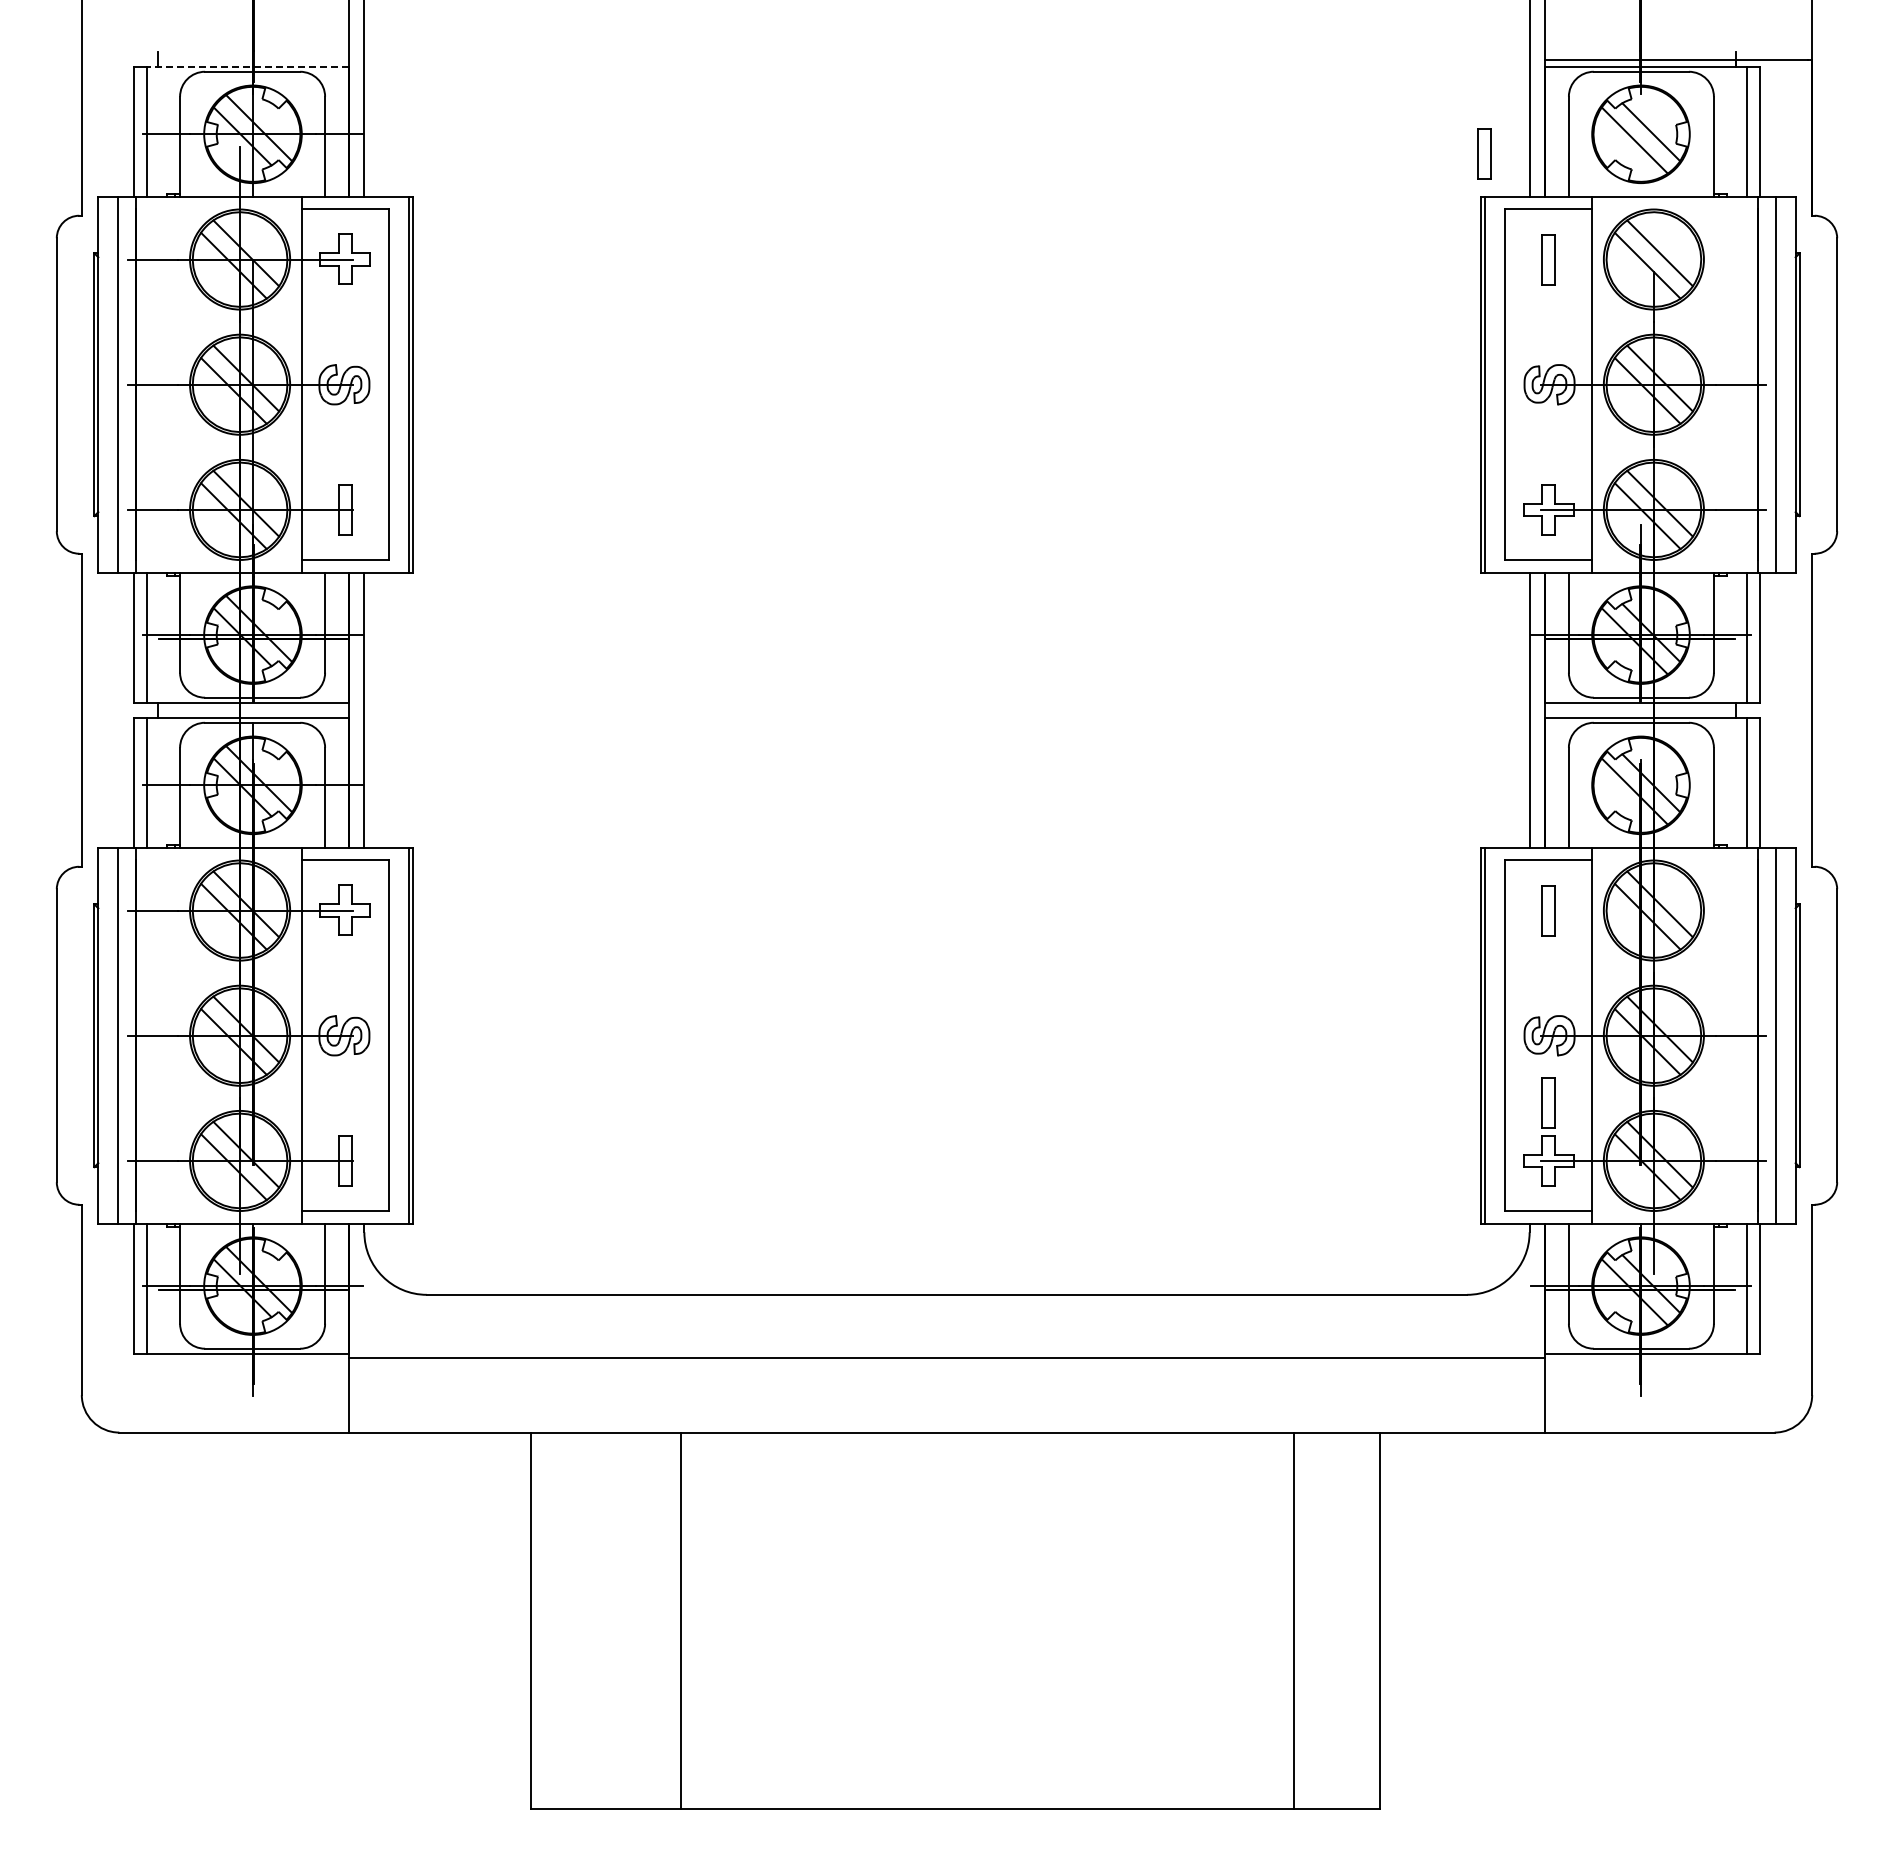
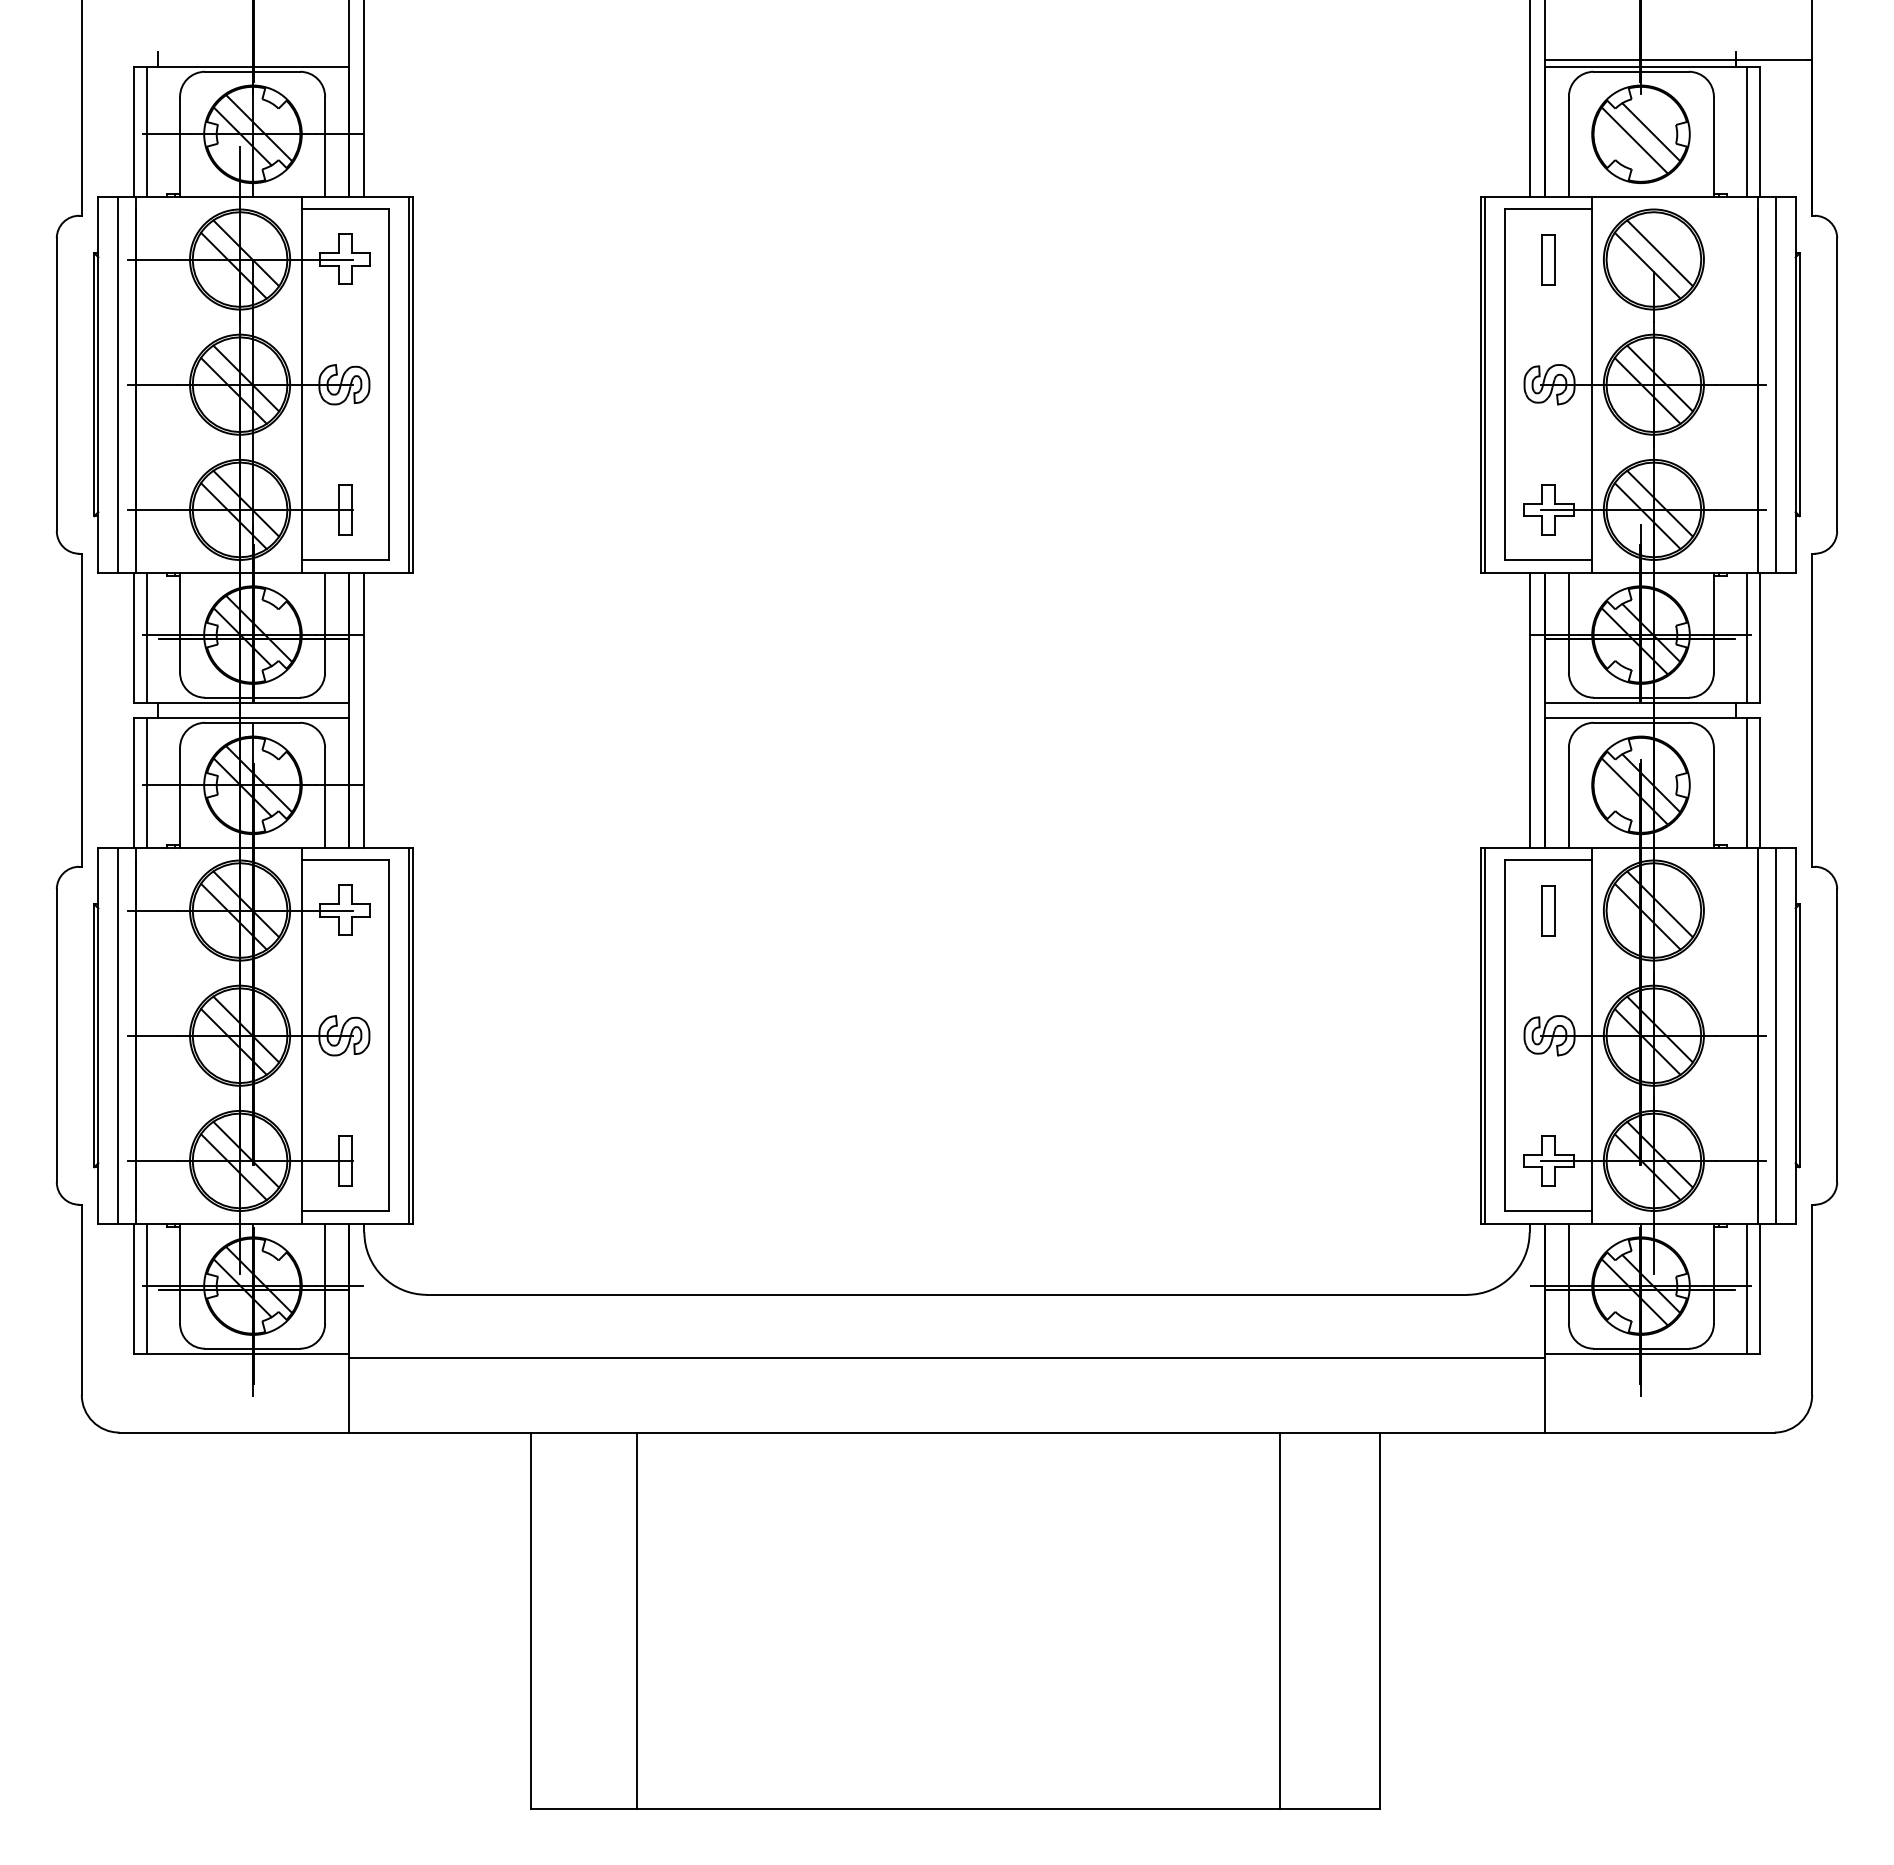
line: dashed -> solid (247, 66)
part: present -> none (1484, 153)
part: present -> none (1548, 1102)
line position: (681, 1620) -> (637, 1620) (637, 1620)
line position: (1293, 1620) -> (1279, 1620) (1279, 1620)
